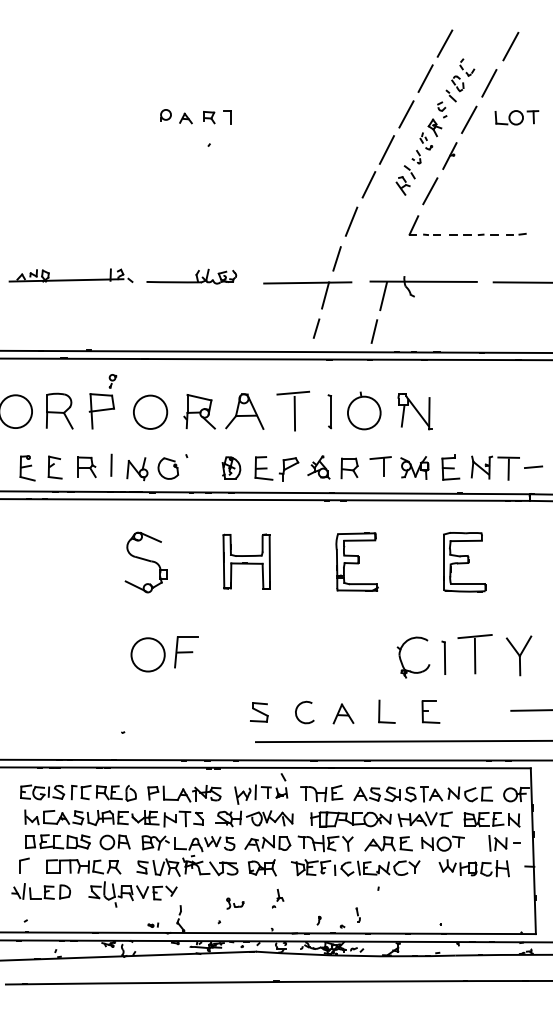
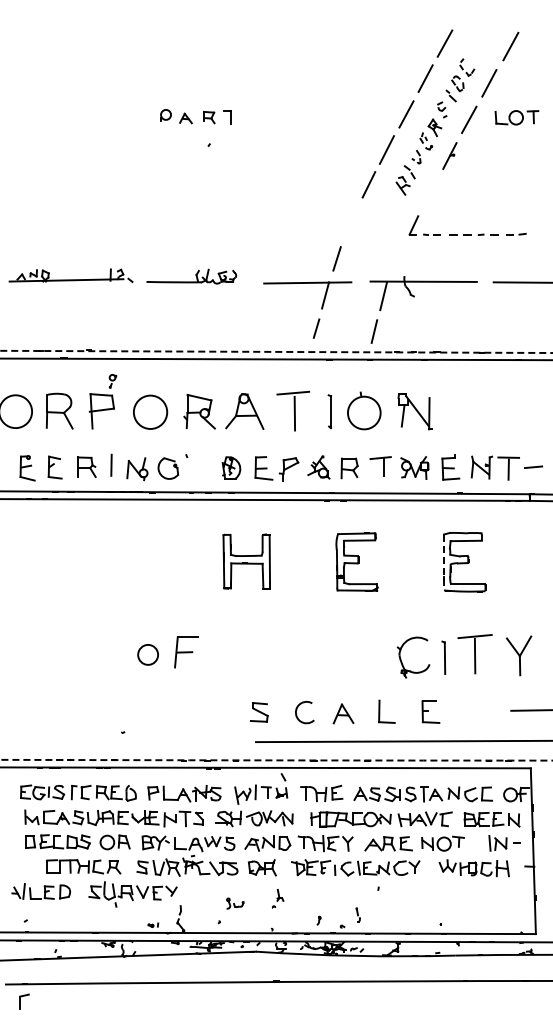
line: present -> none (430, 191)
line: present -> none (351, 221)
line: solid -> dashed (276, 351)
part: present -> none (145, 562)
line: solid -> dashed (444, 562)
circle diameter: 33 px -> 20 px (148, 654)
arc: solid -> dashed (276, 760)
part position: (24, 865) -> (24, 1001) (24, 1001)
